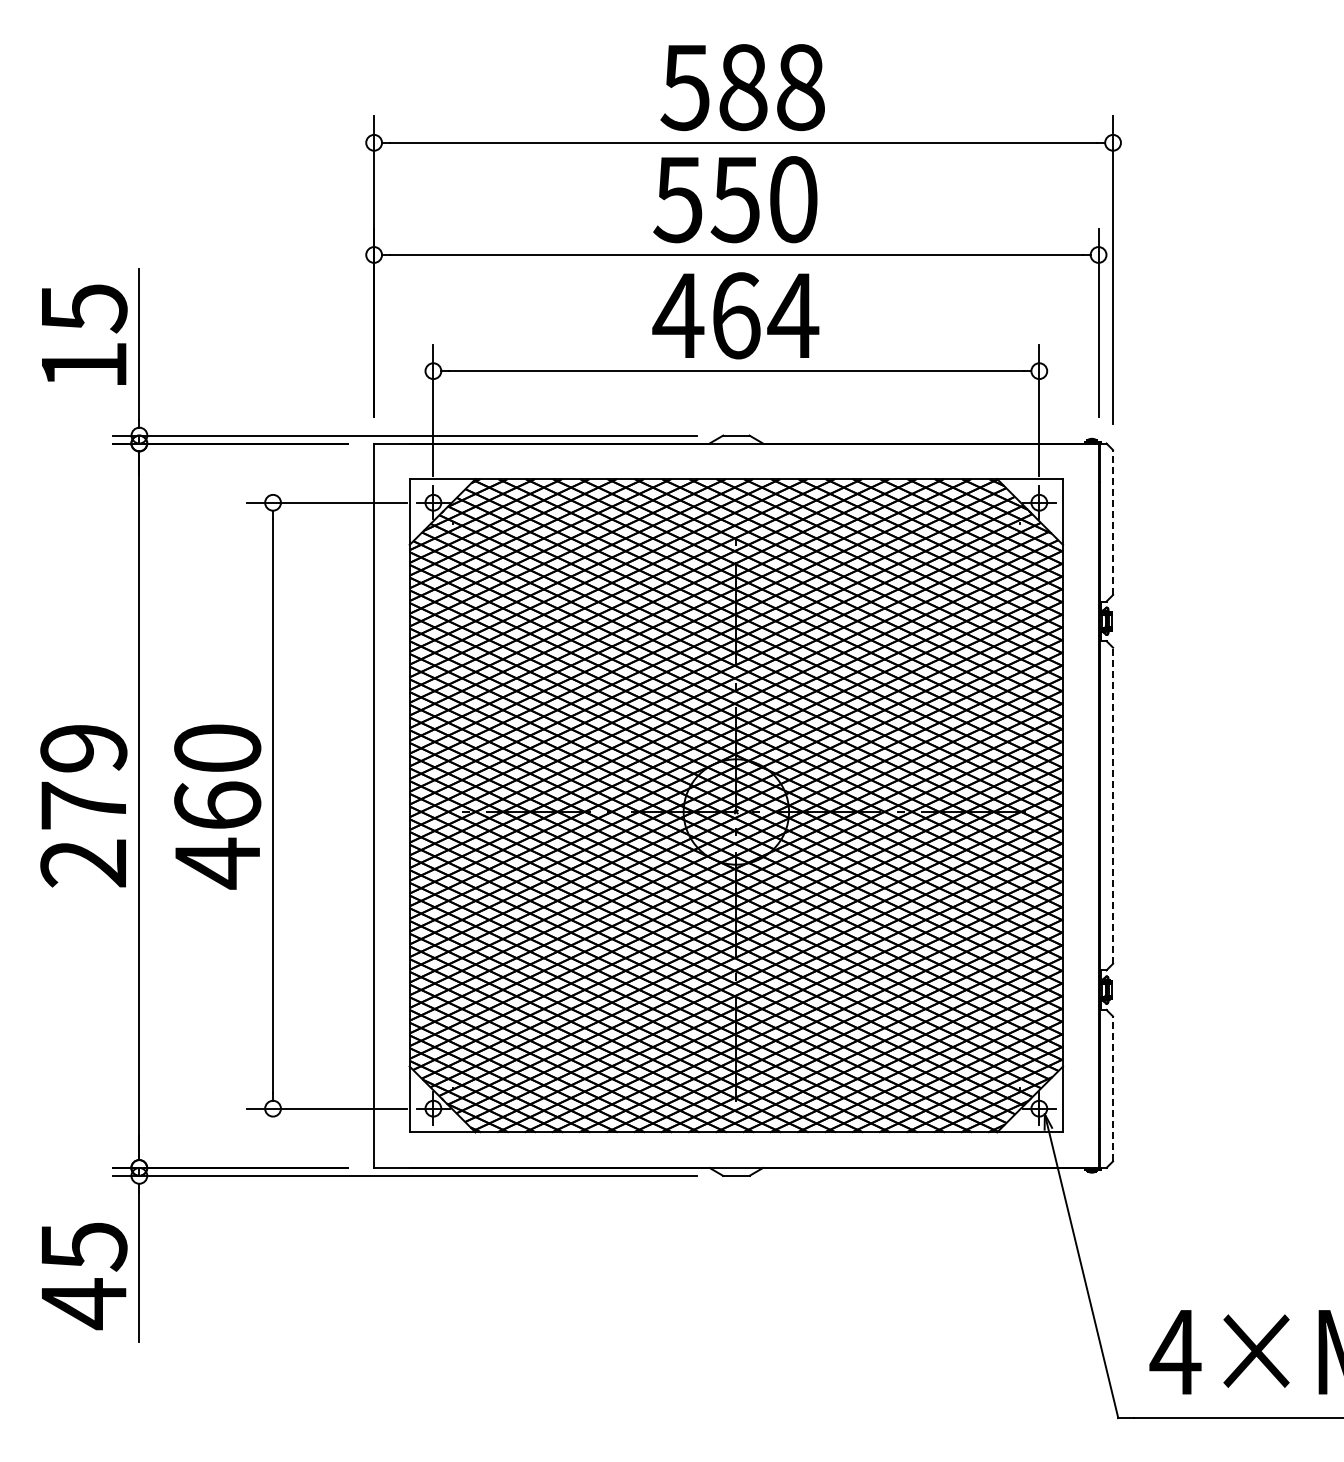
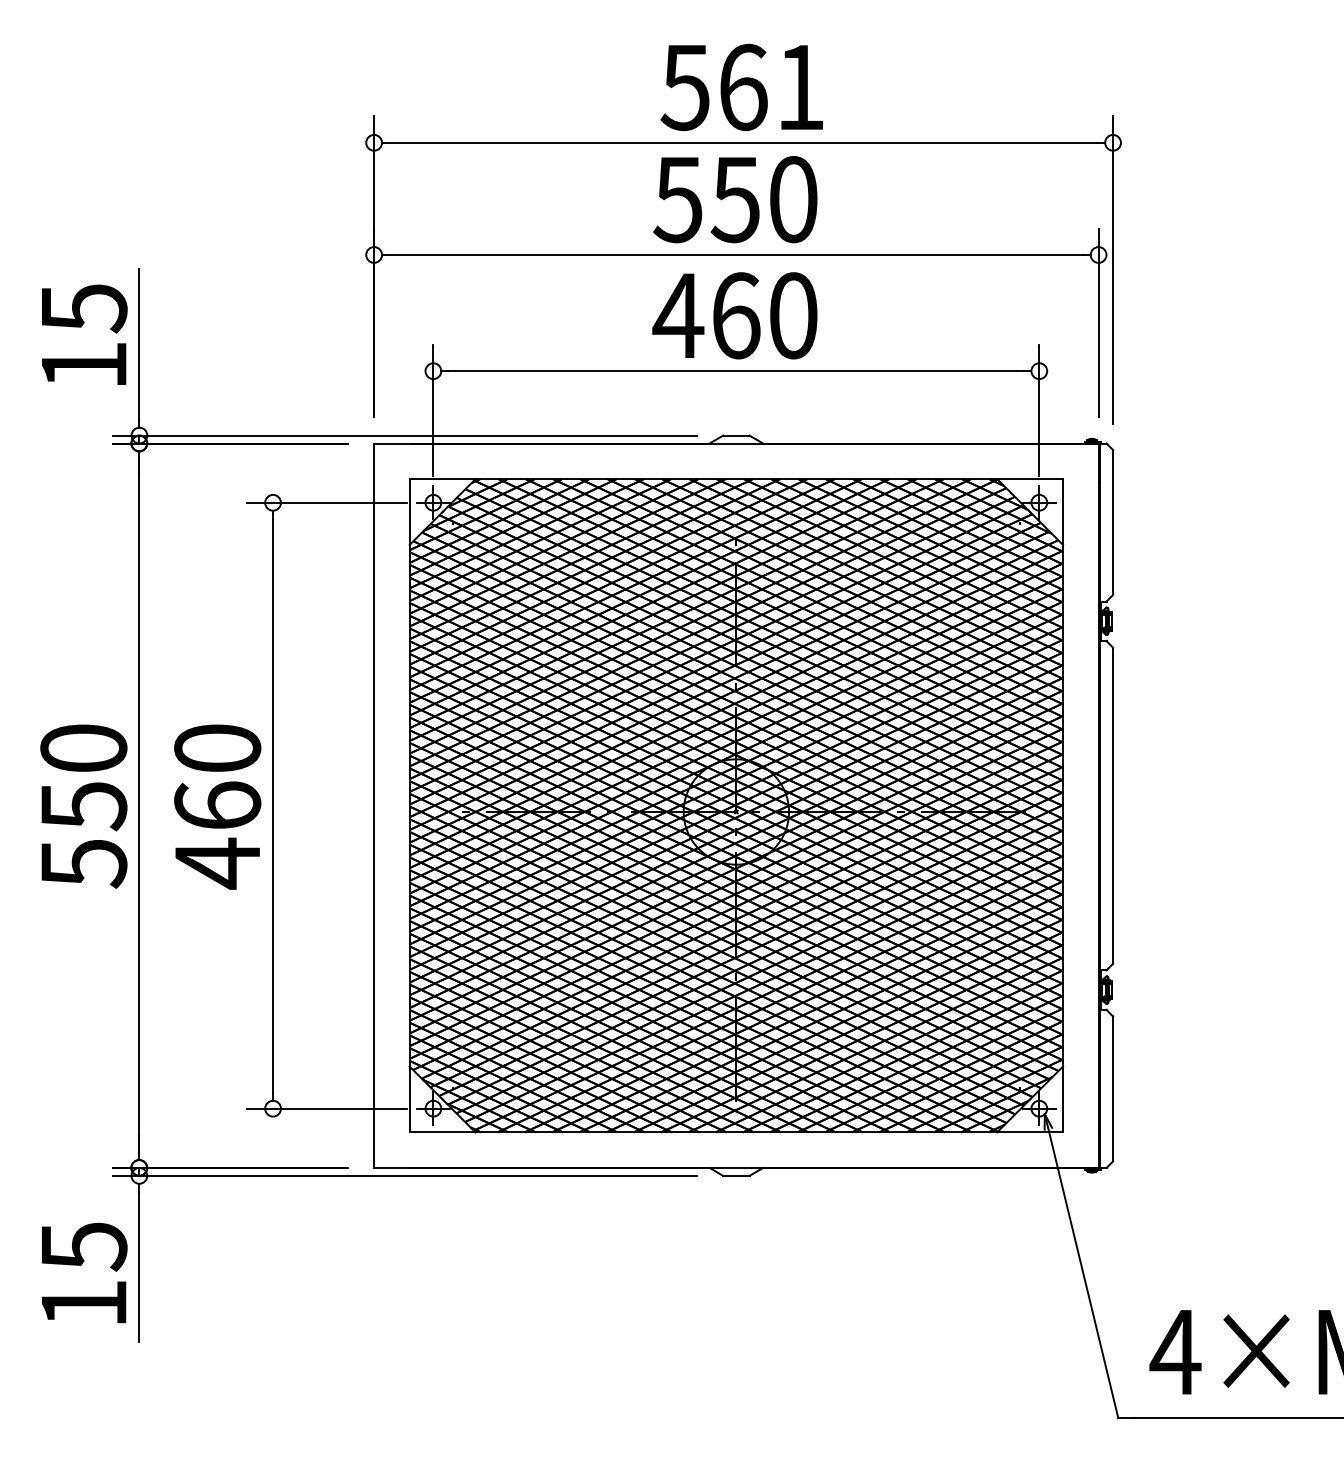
text: 588 -> 561 (771, 87)
text: 464 -> 460 (793, 315)
line: dashed -> solid (1113, 522)
line: dashed -> solid (1113, 805)
text: 279 -> 550 (83, 806)
line: dashed -> solid (1113, 1088)
text: 45 -> 15 (84, 1304)
